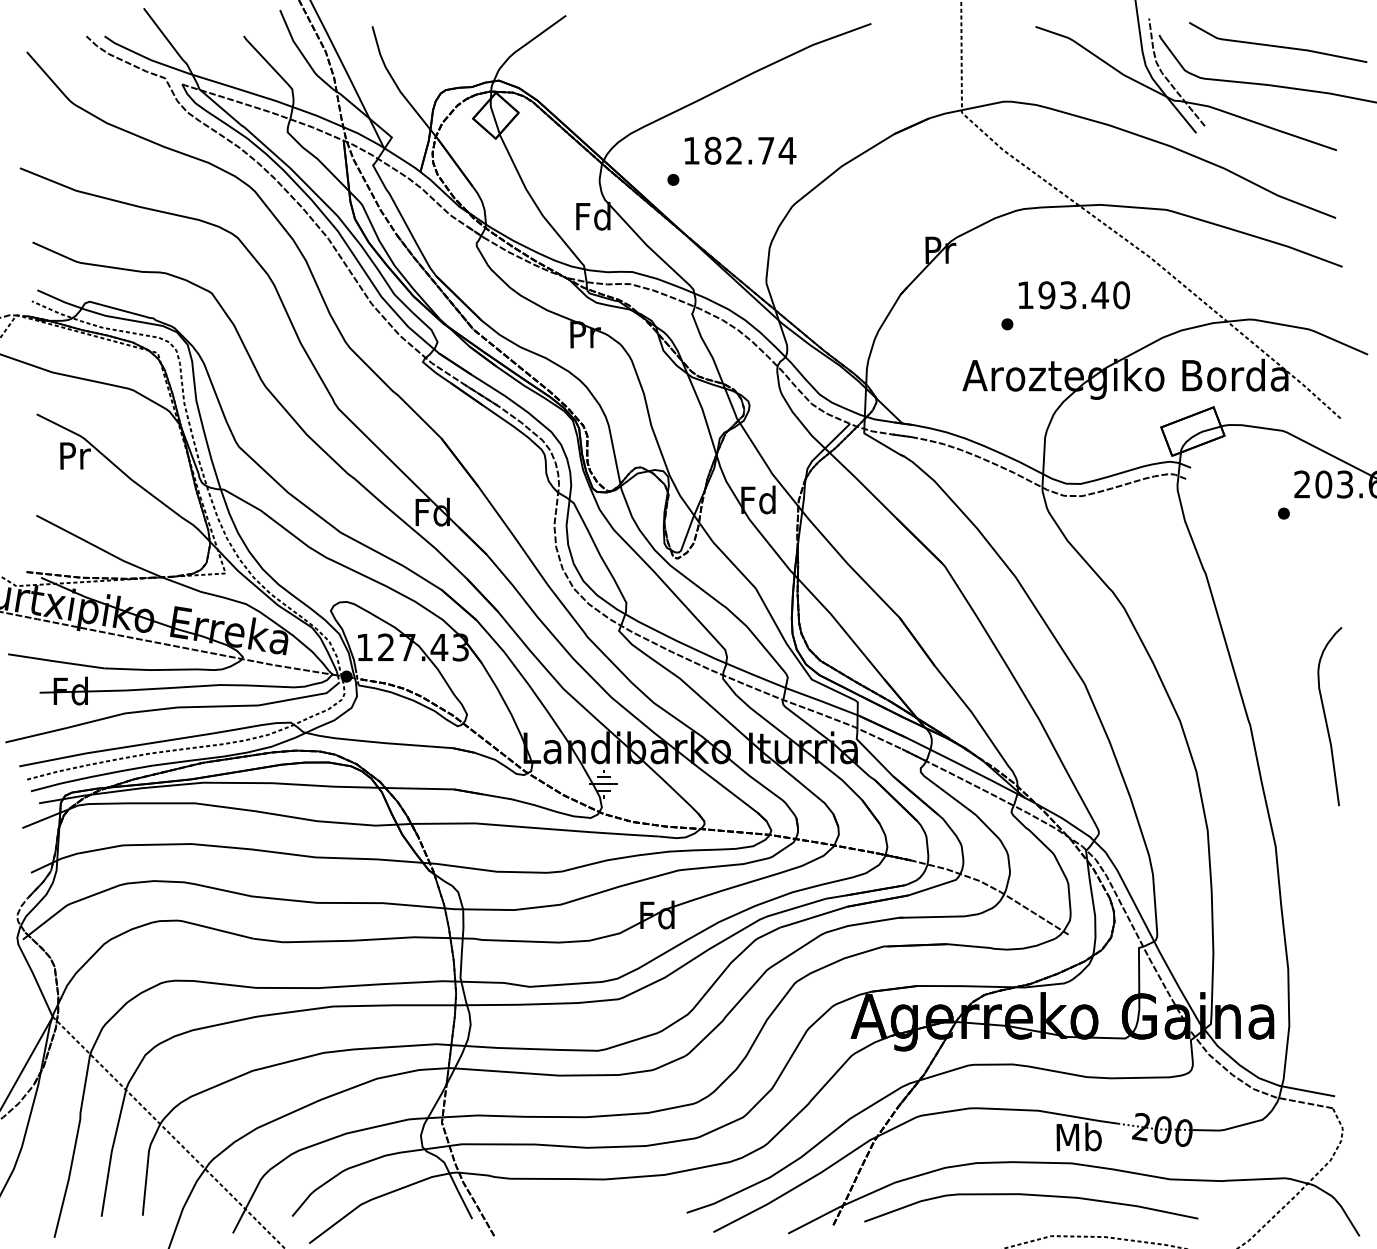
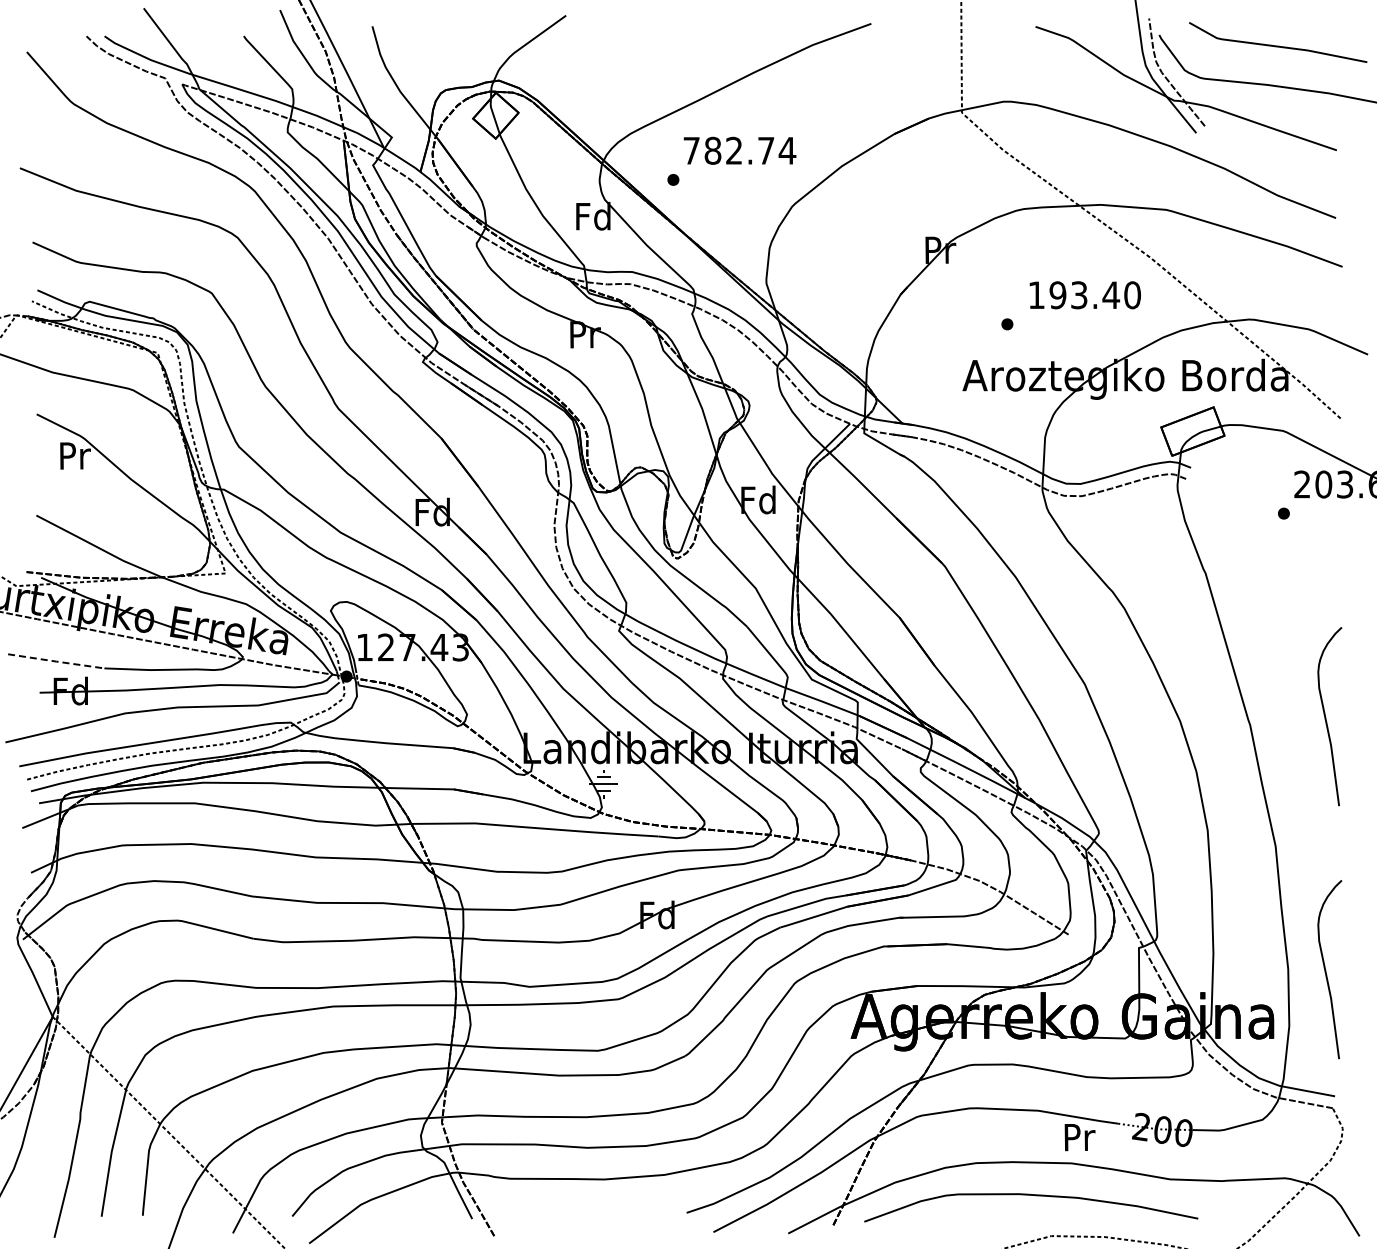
text: 182.74 -> 782.74 (691, 150)
text position: (1073, 295) -> (1084, 295) (1084, 295)
line: solid -> dashed (56, 661)
curve: none -> present (1326, 970)
text: Mb -> Pr (1078, 1136)
